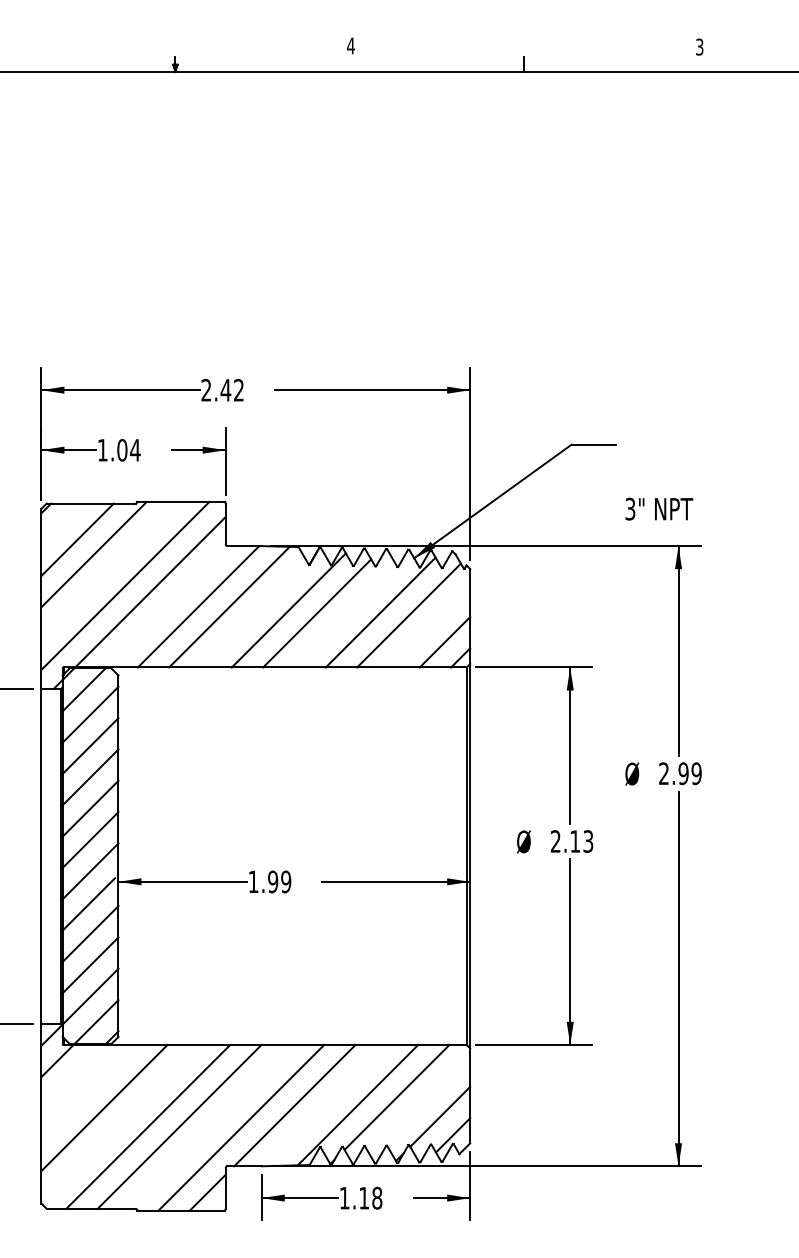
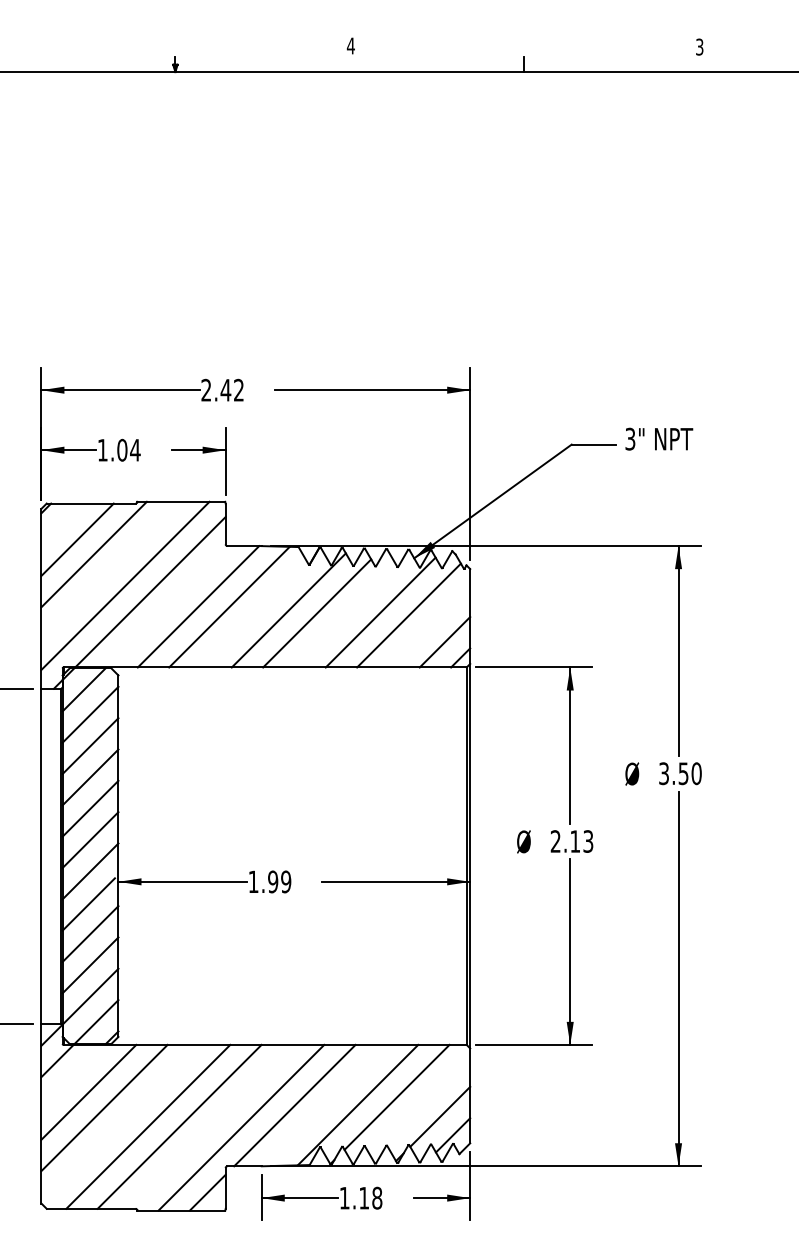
text position: (659, 508) -> (659, 438) (659, 438)
text: 2.99 -> 3.50 (680, 773)
line: none -> present (88, 1091)
